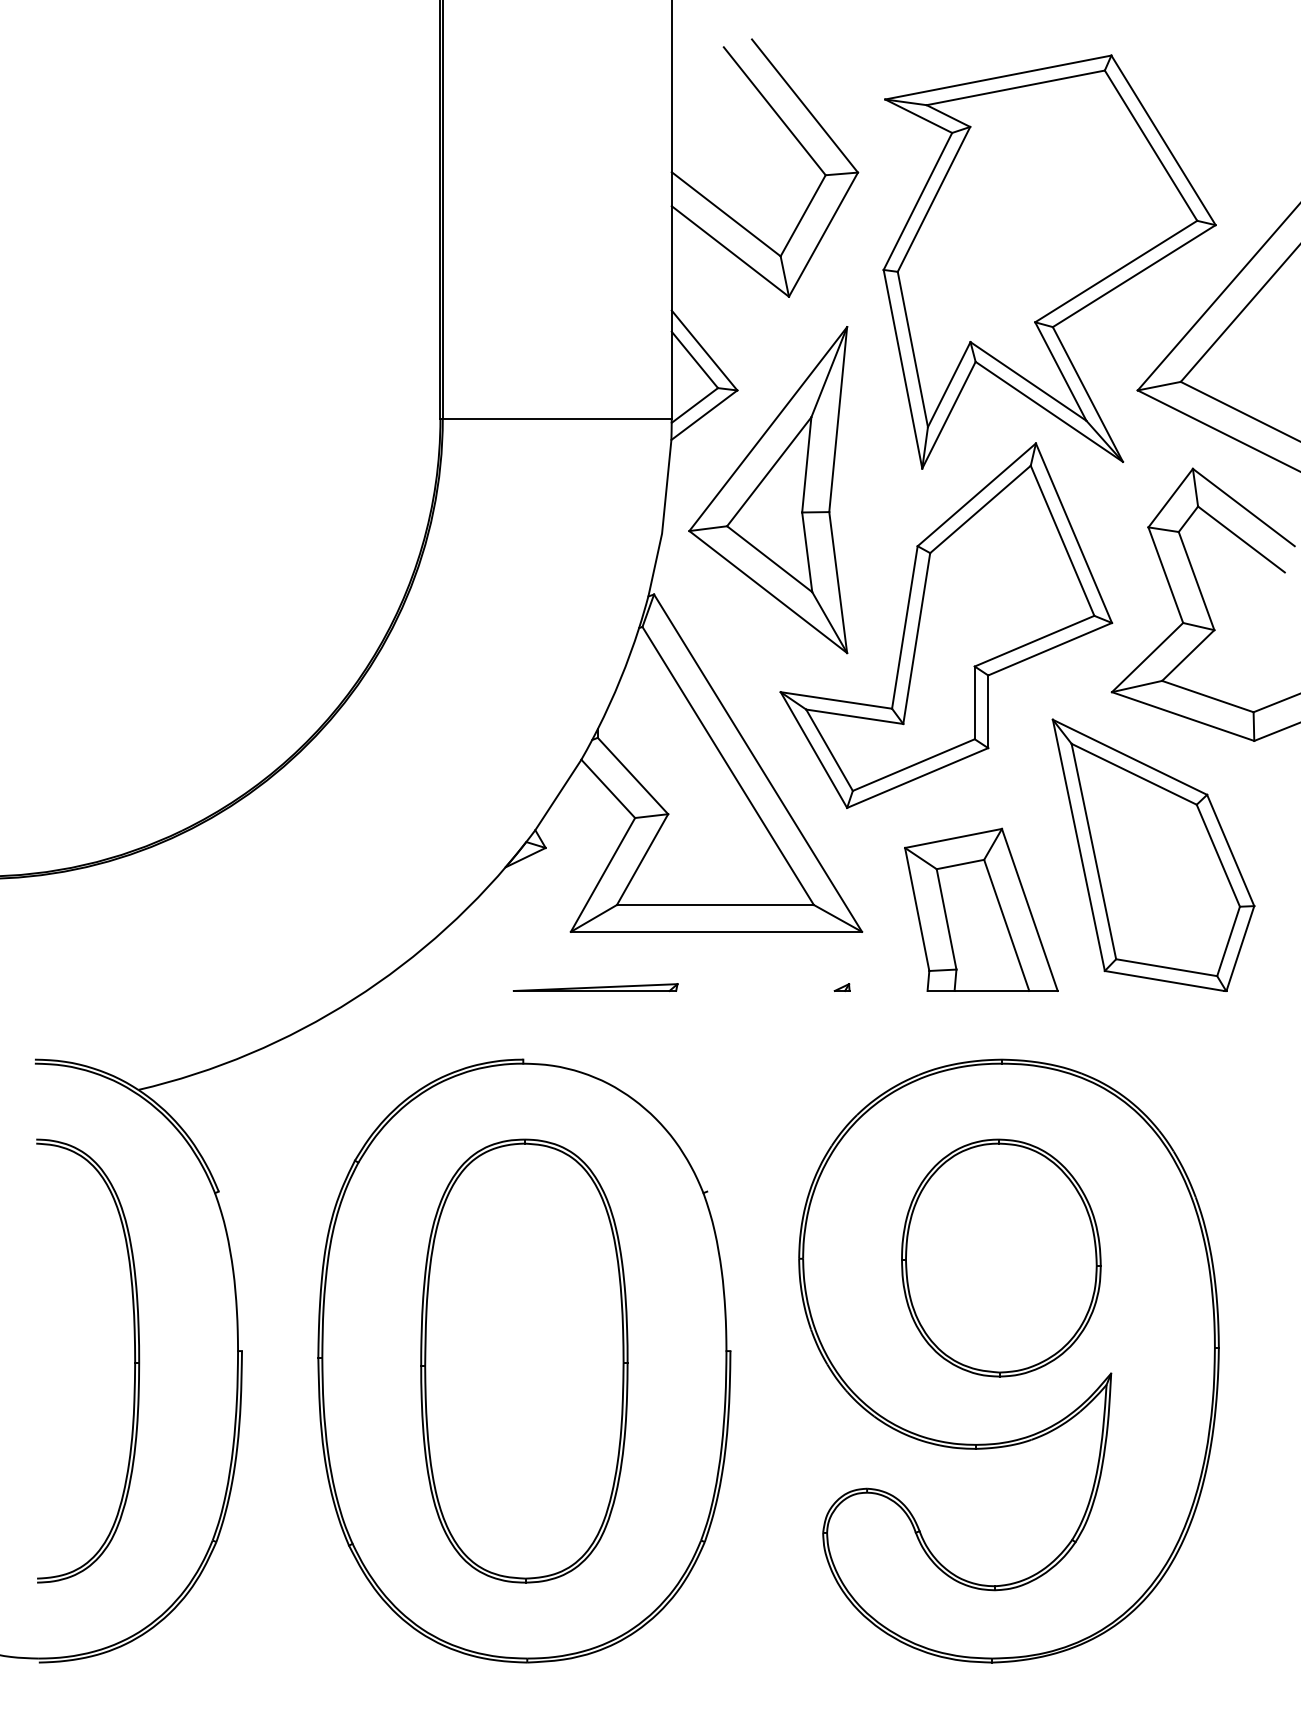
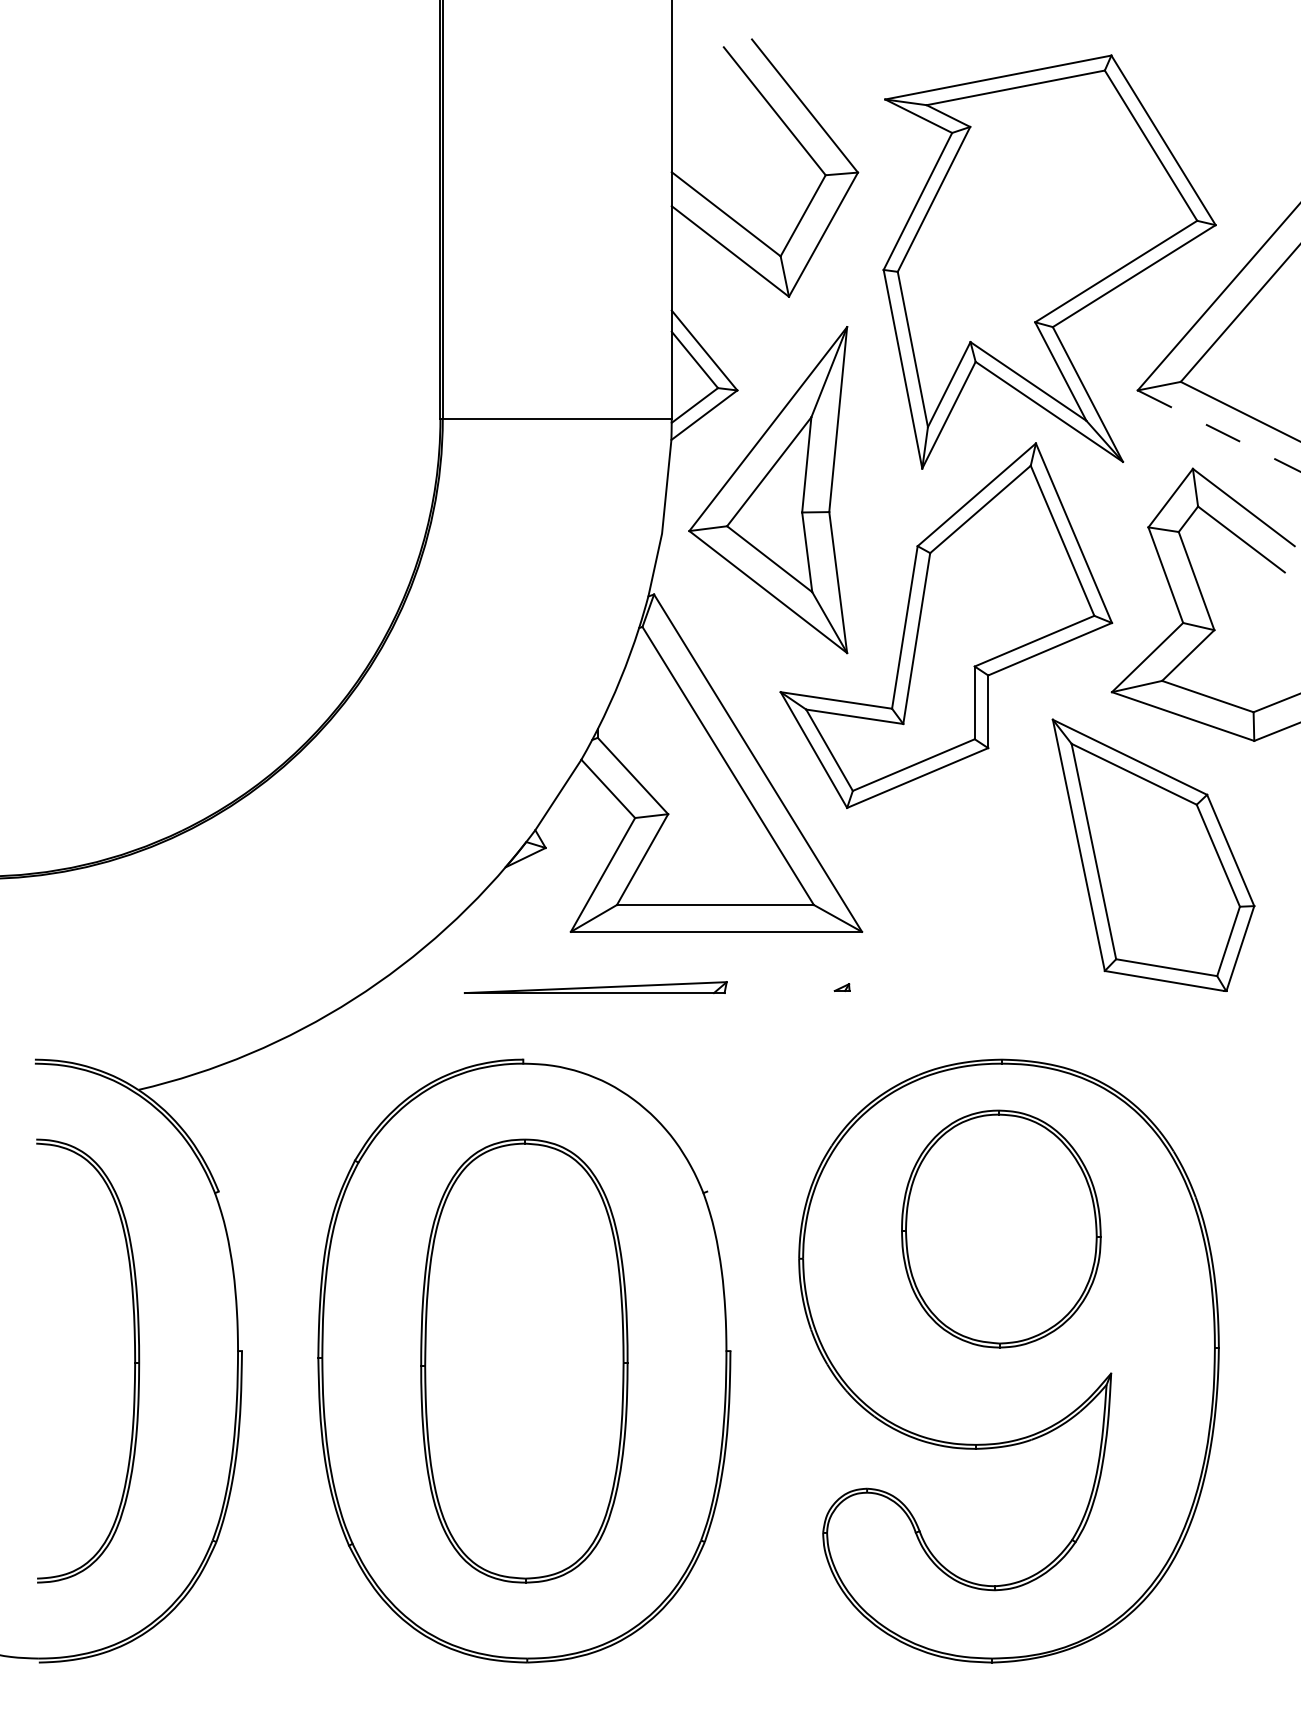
line: solid -> dashed (1219, 431)
part: present -> none (981, 909)
part size: 167x9 px -> 265x14 px (595, 987)
part position: (1001, 1257) -> (1001, 1228) (1001, 1228)
